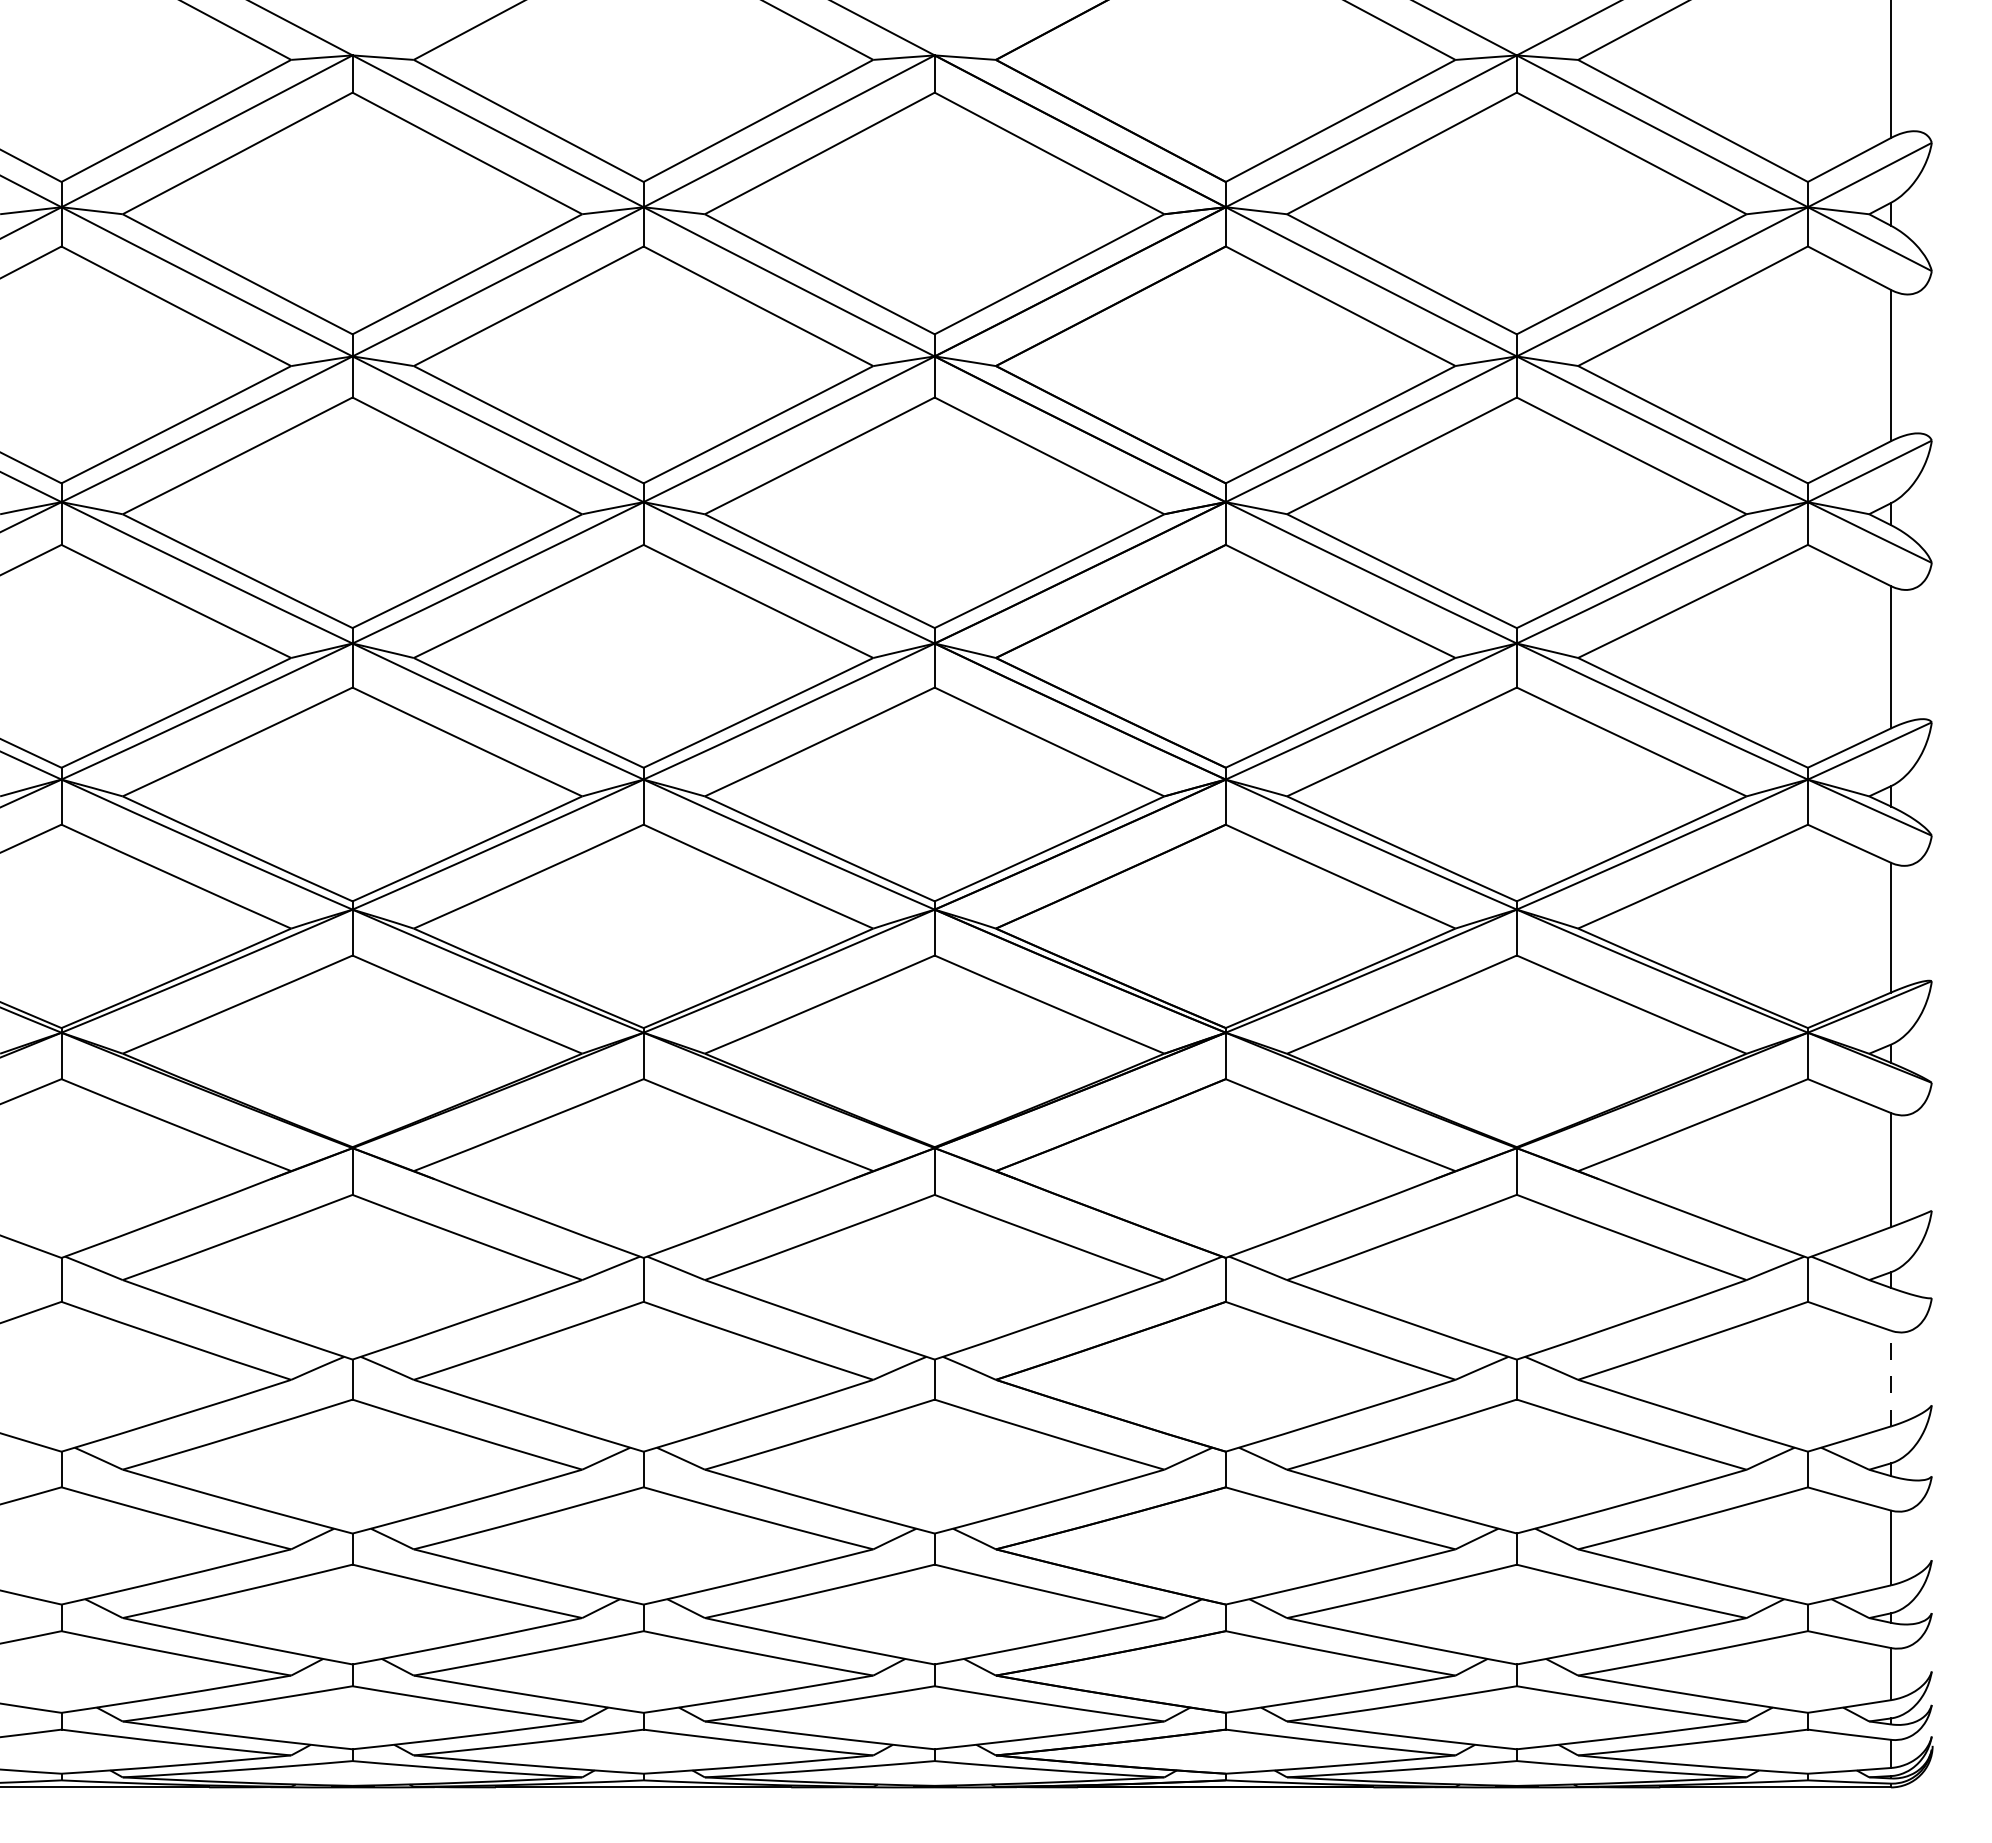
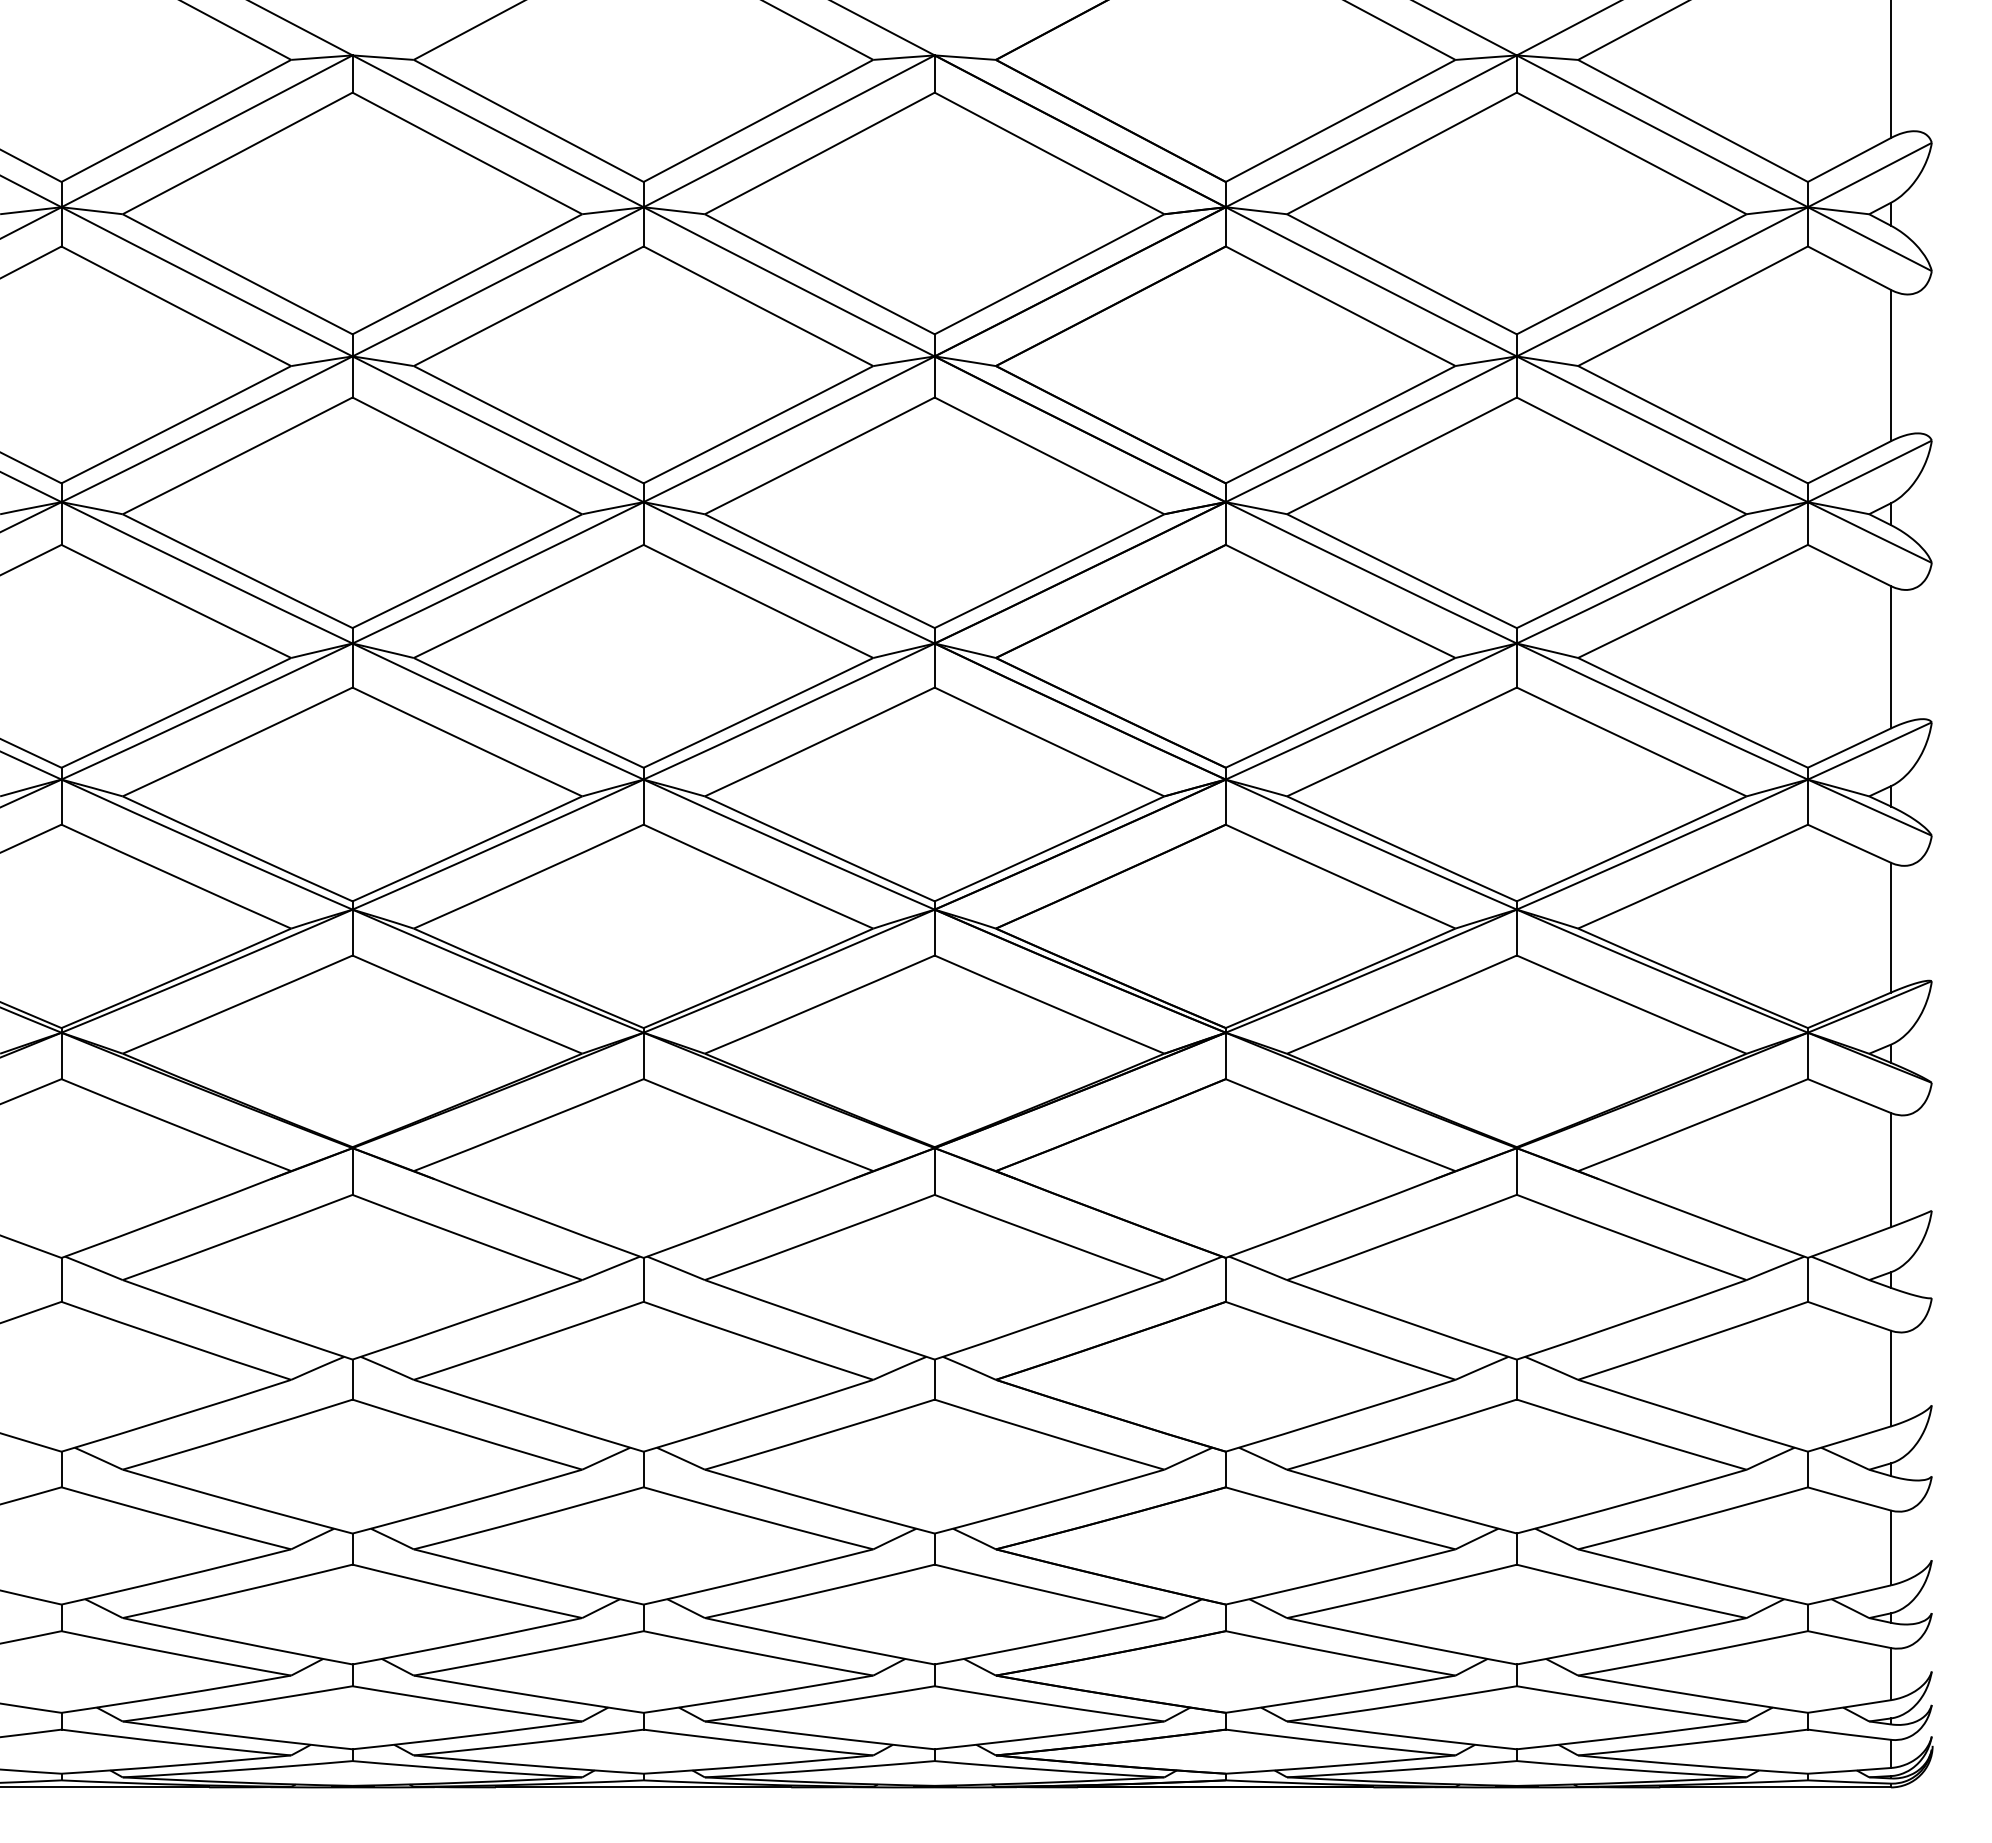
line: dashed -> solid (1891, 1378)
